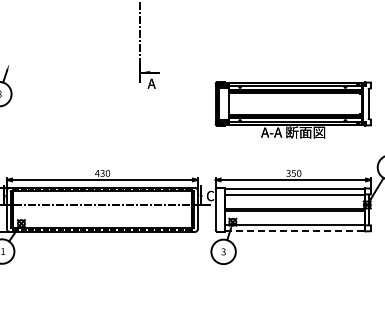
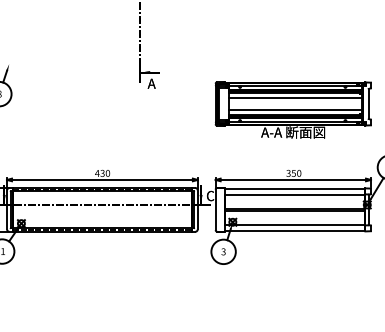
line: none -> present (295, 97)
line: none -> present (295, 110)
line: dashed -> solid (295, 231)
